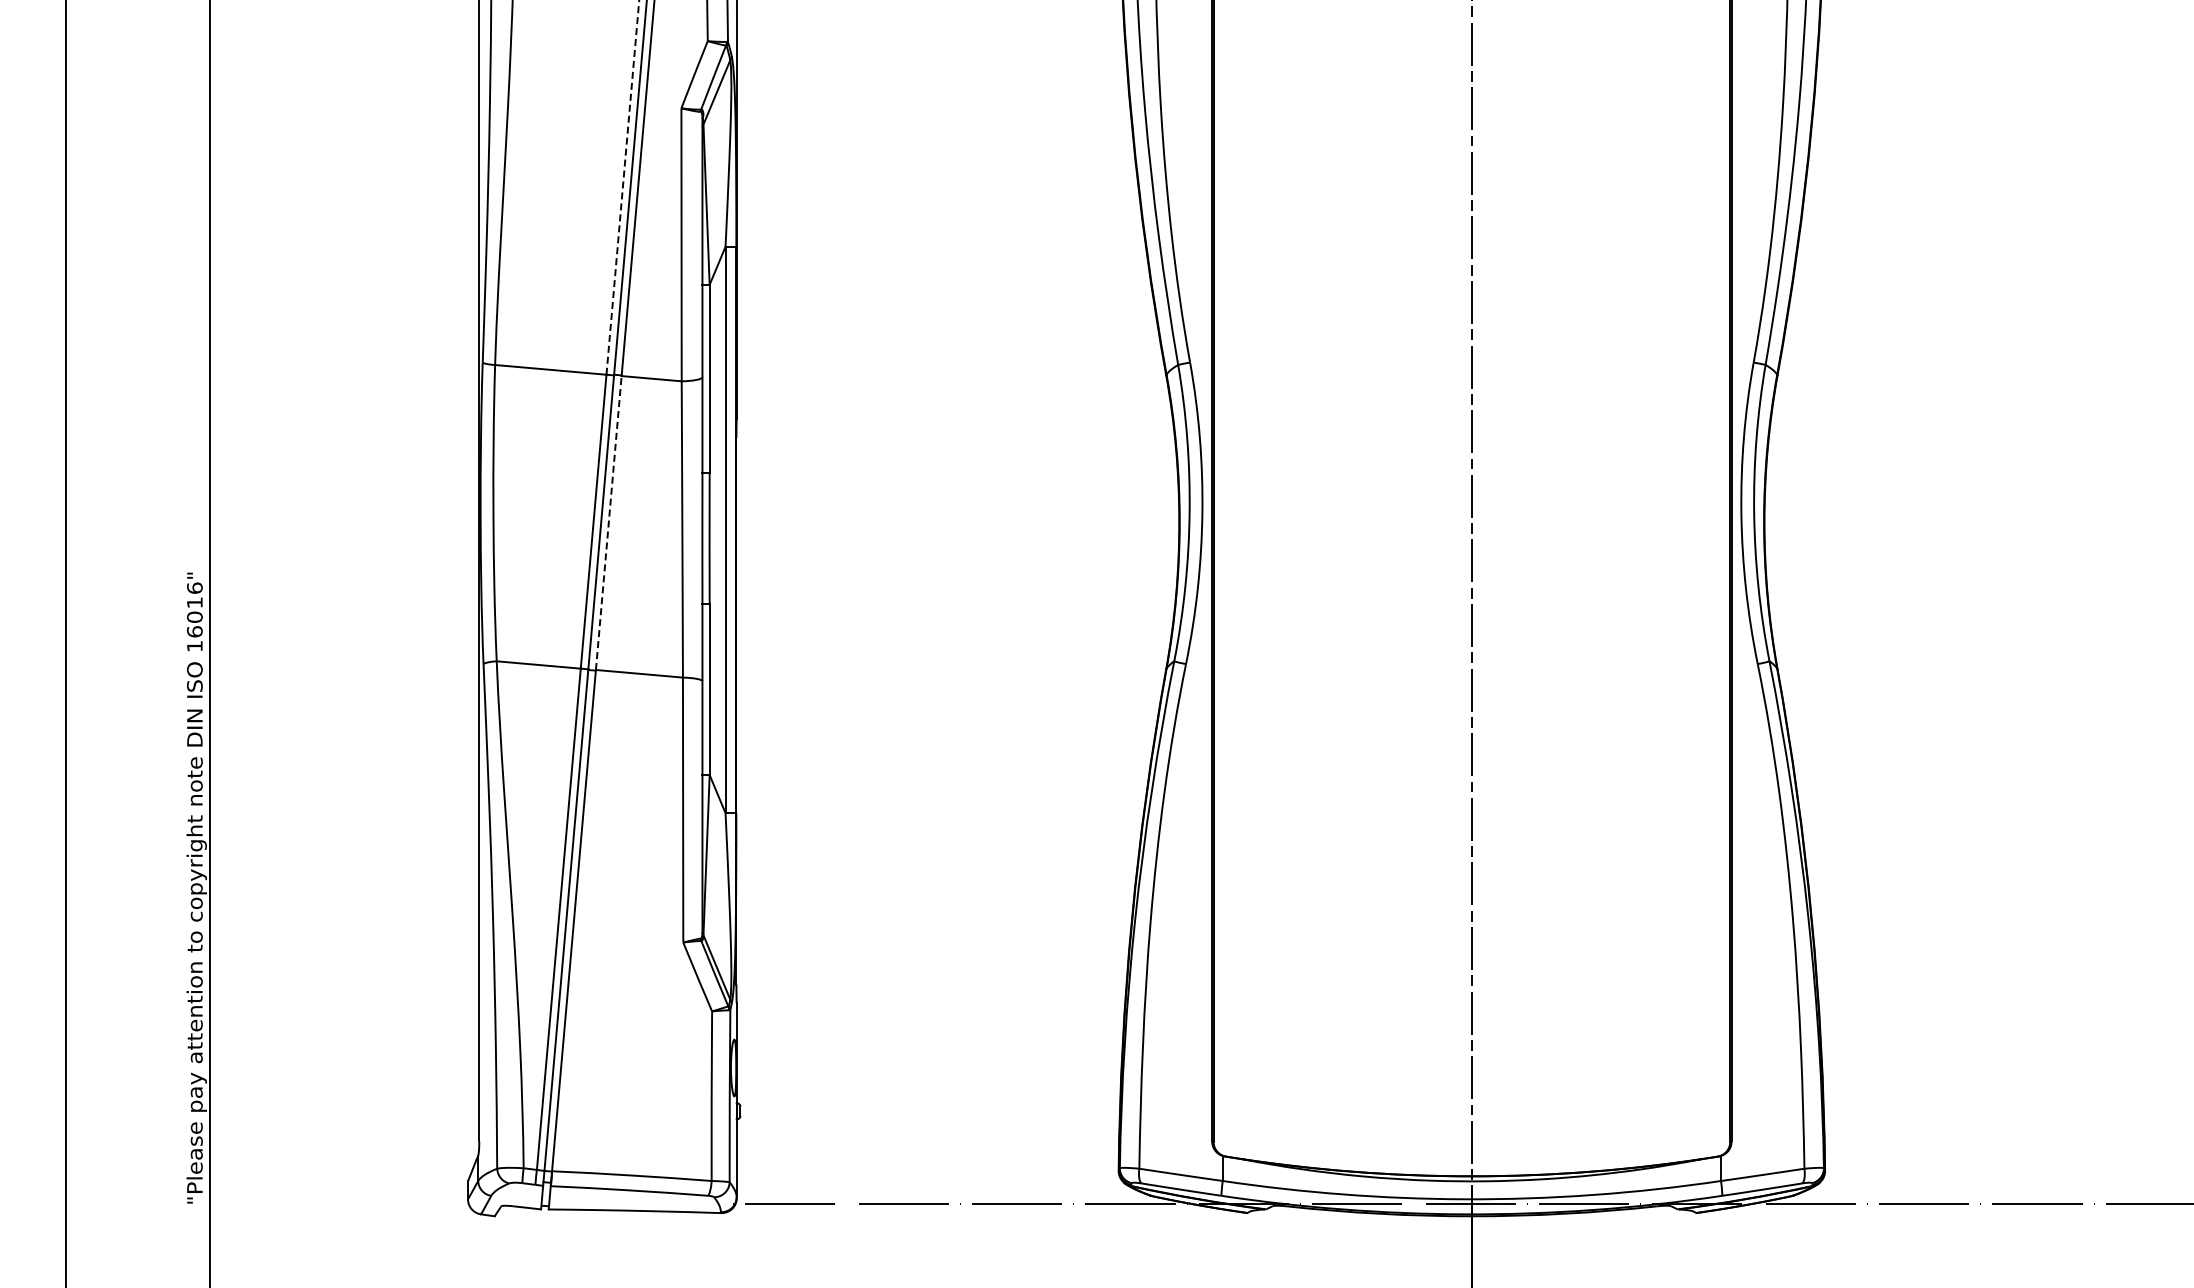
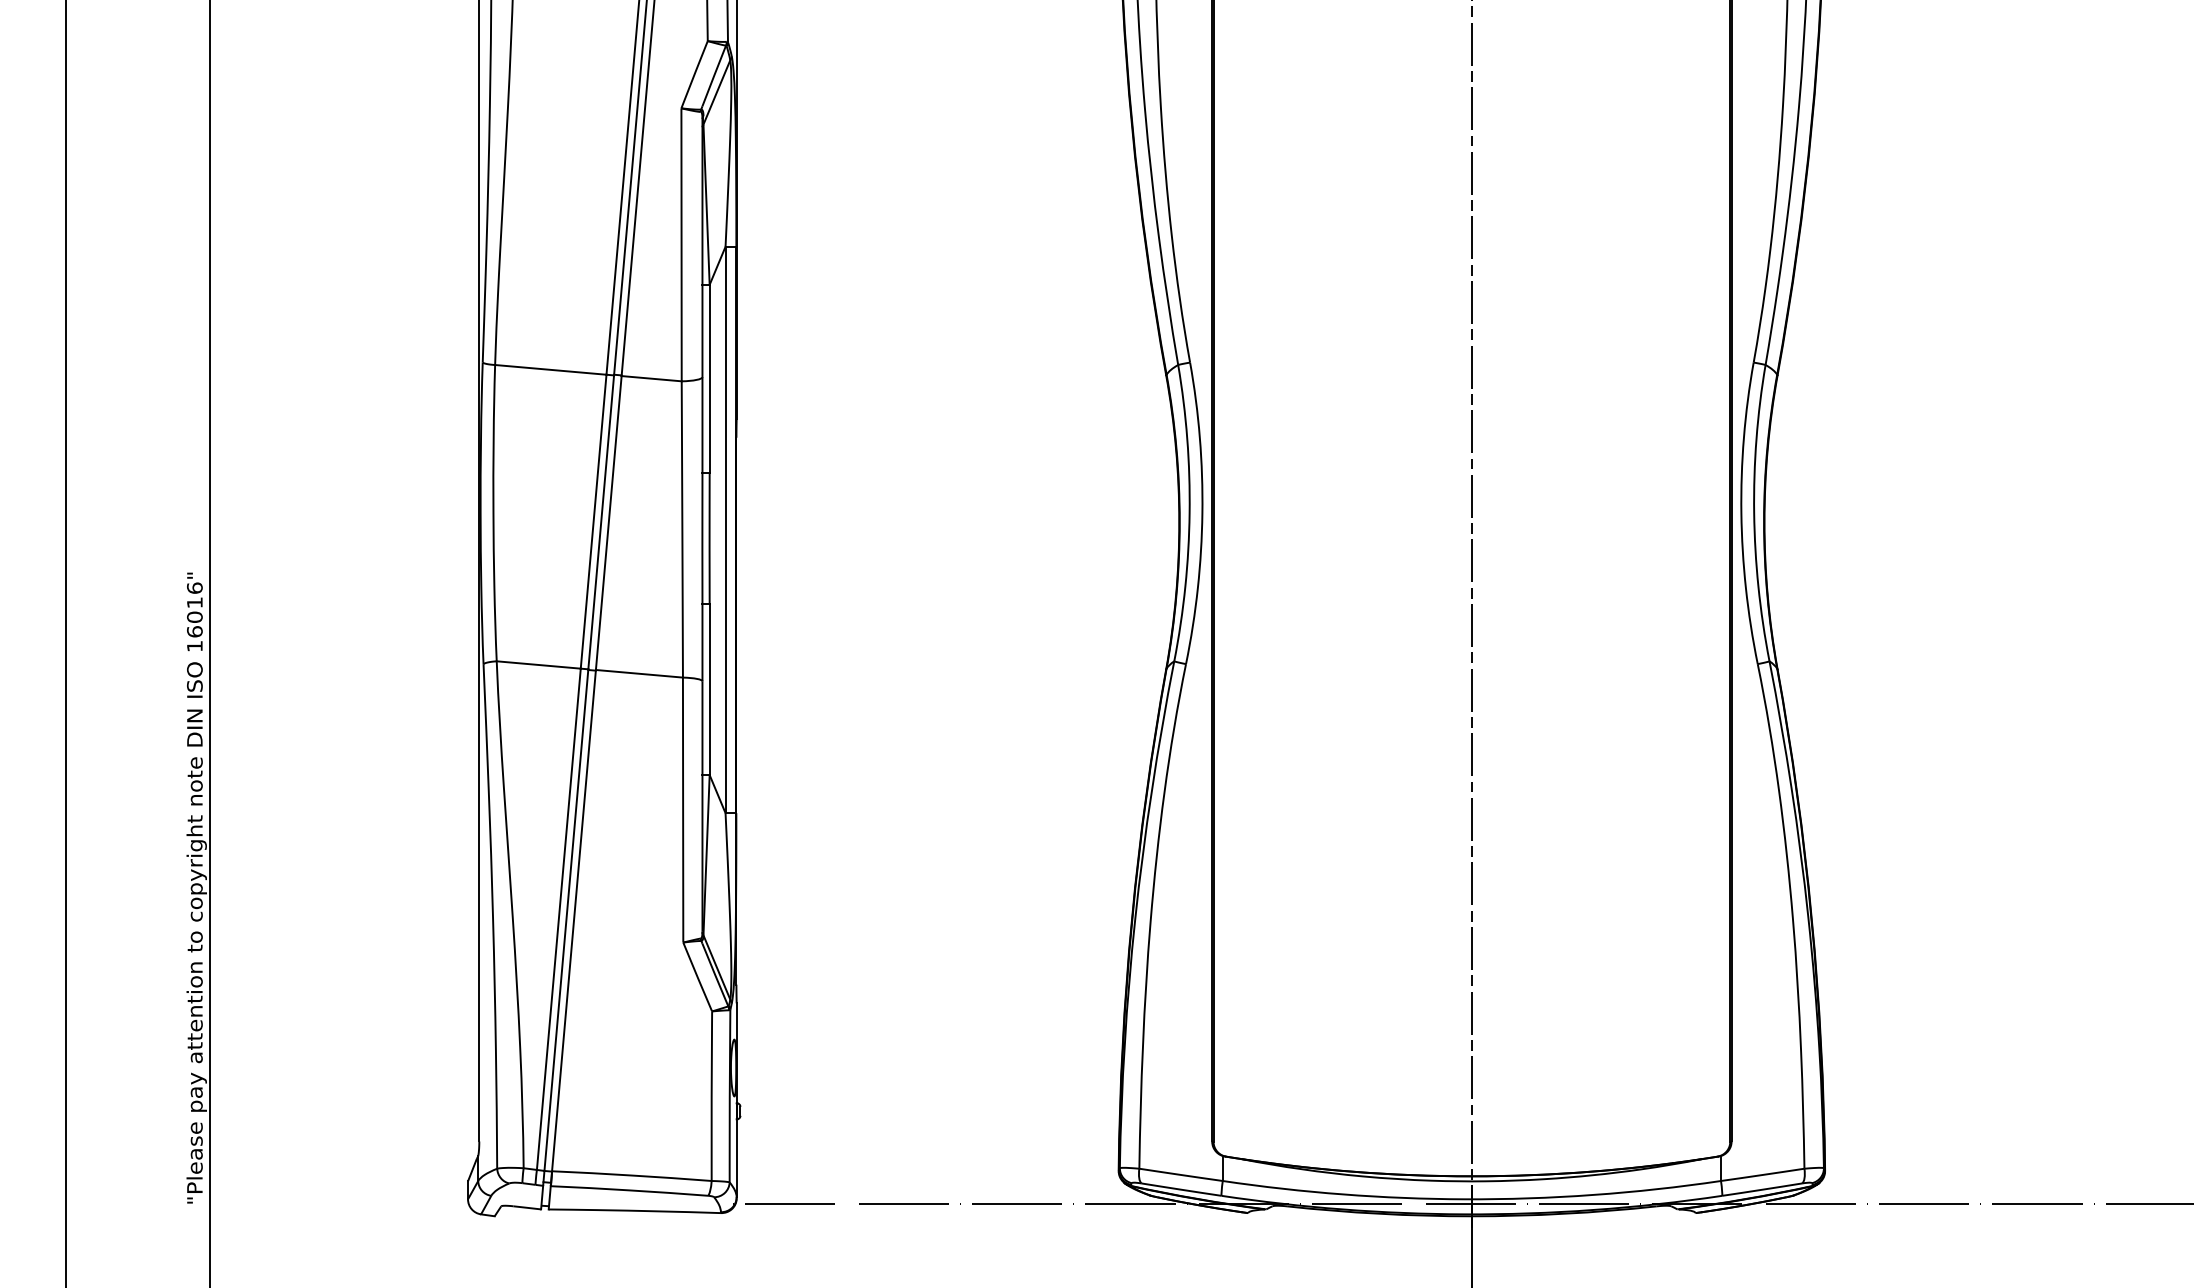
line: dashed -> solid (622, 187)
line: dashed -> solid (608, 523)
